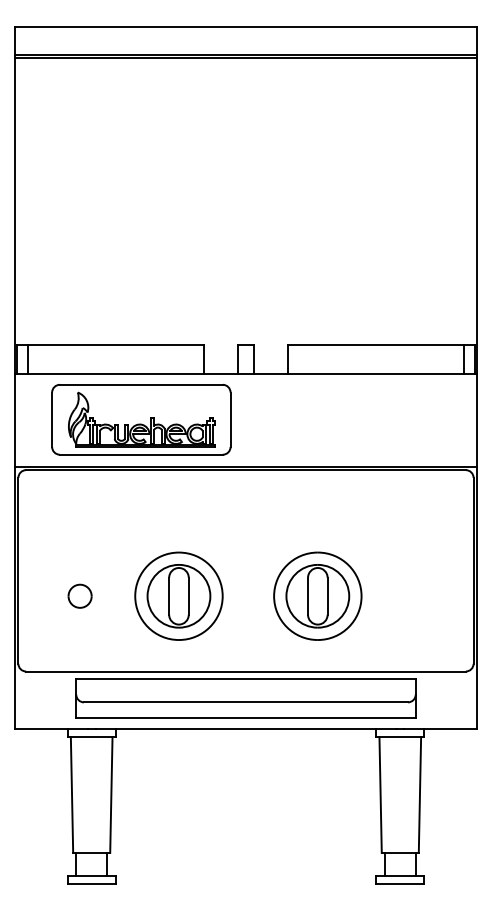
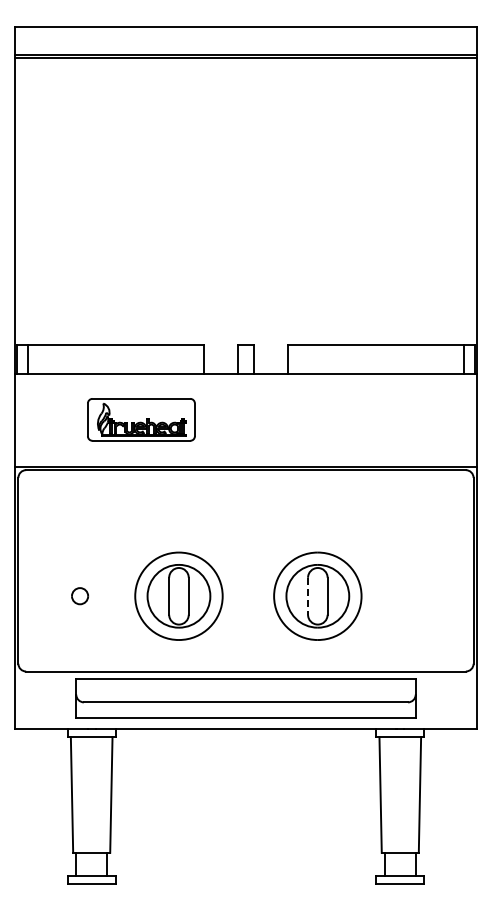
part size: 181x72 px -> 109x44 px (141, 419)
part size: 26x26 px -> 18x19 px (79, 596)
line: solid -> dashed (308, 596)
